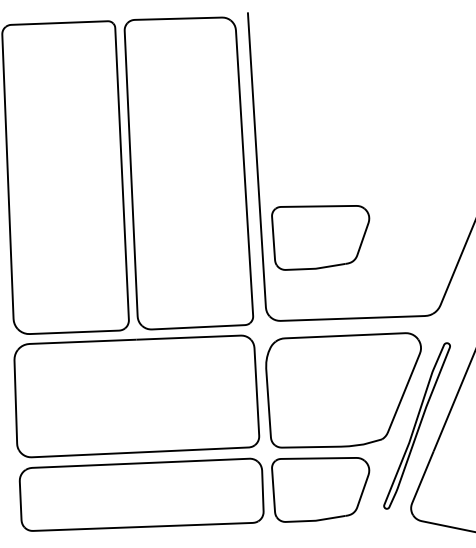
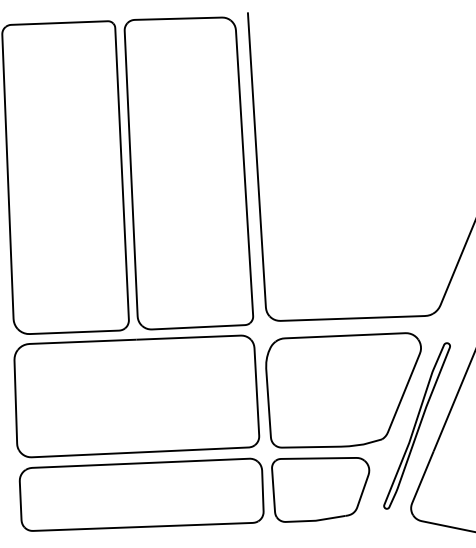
part: present -> none (320, 237)
